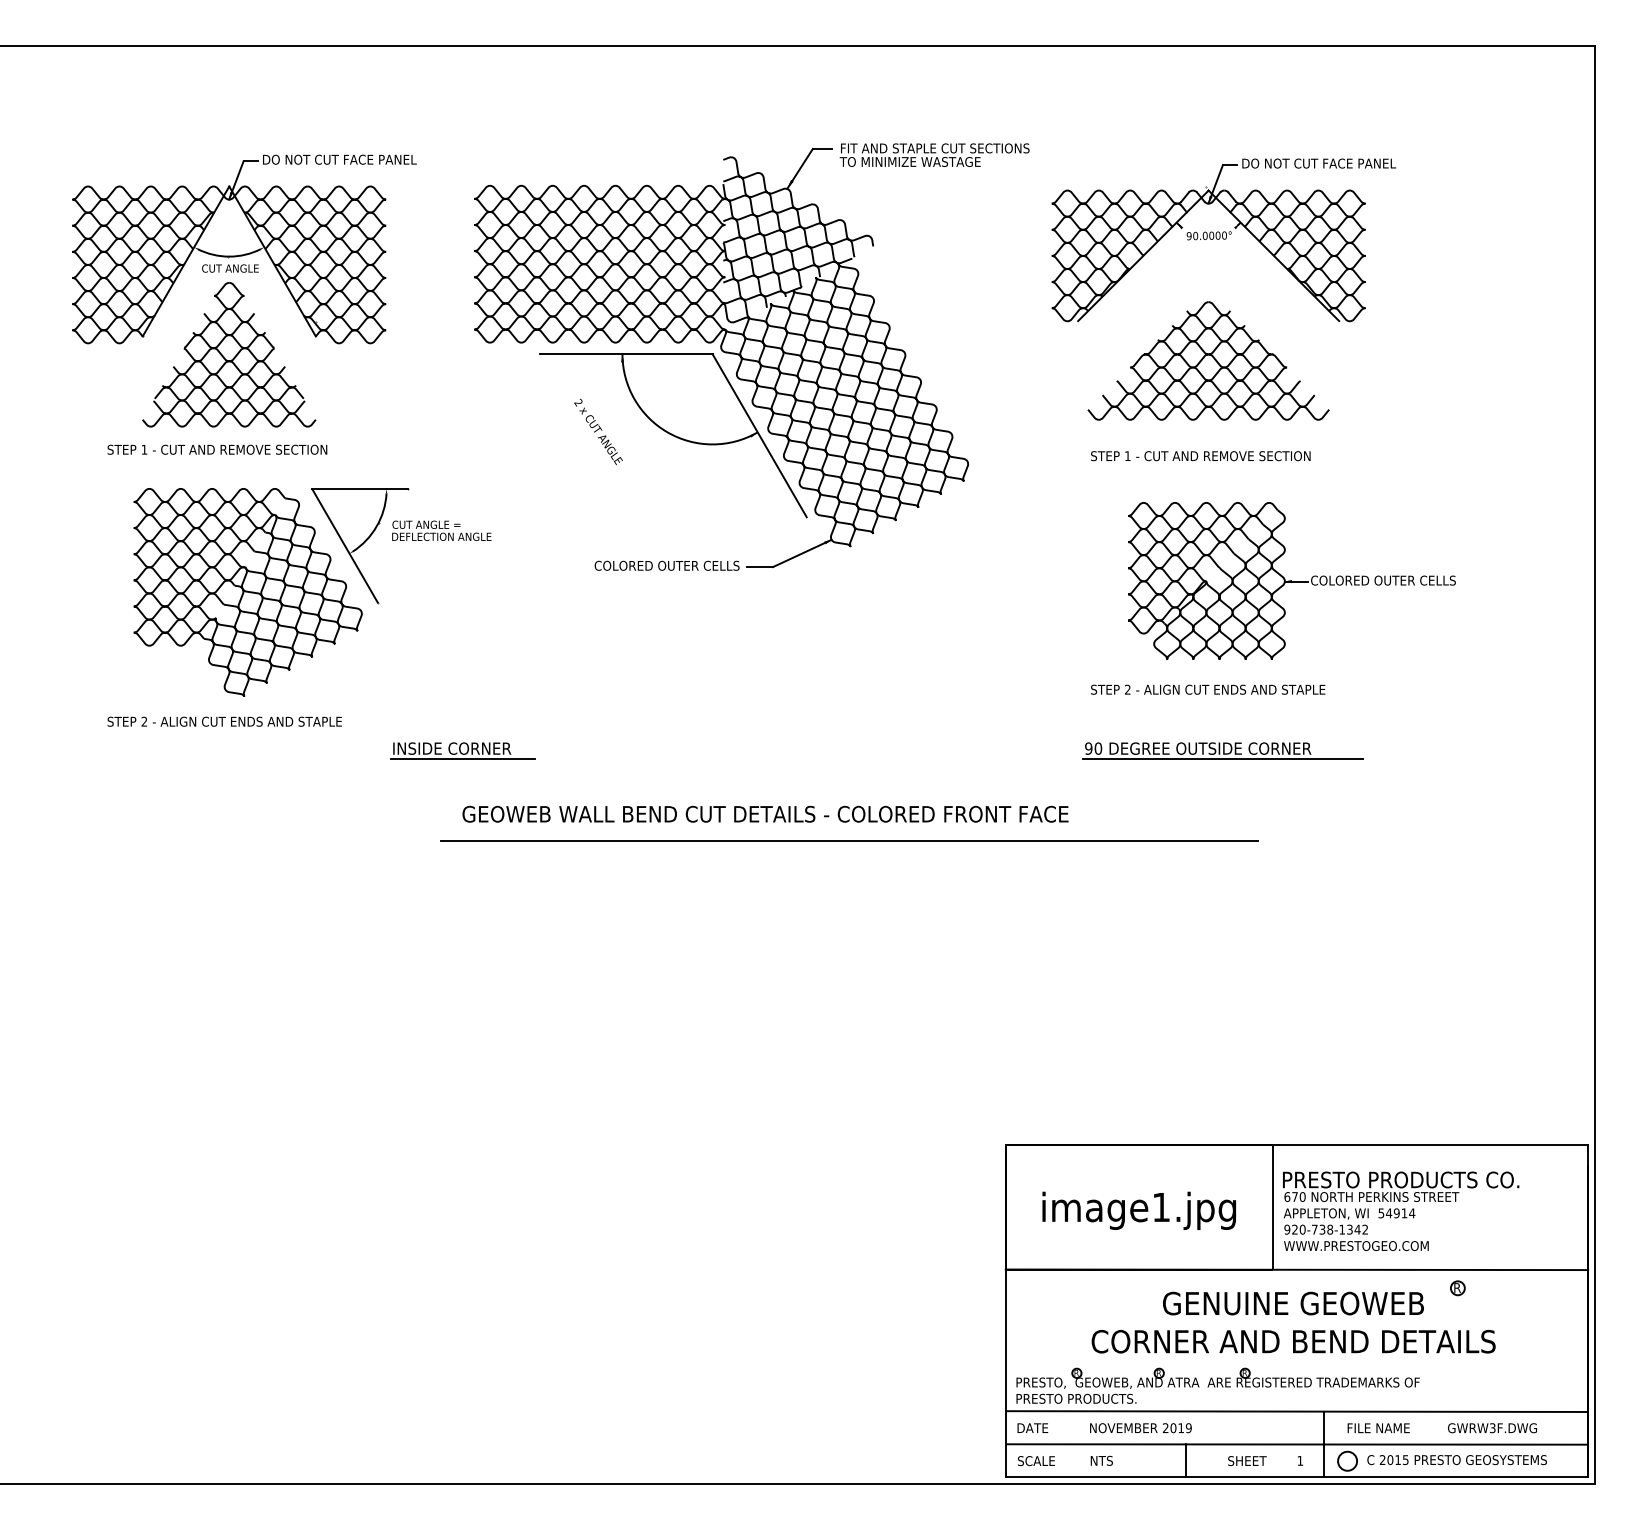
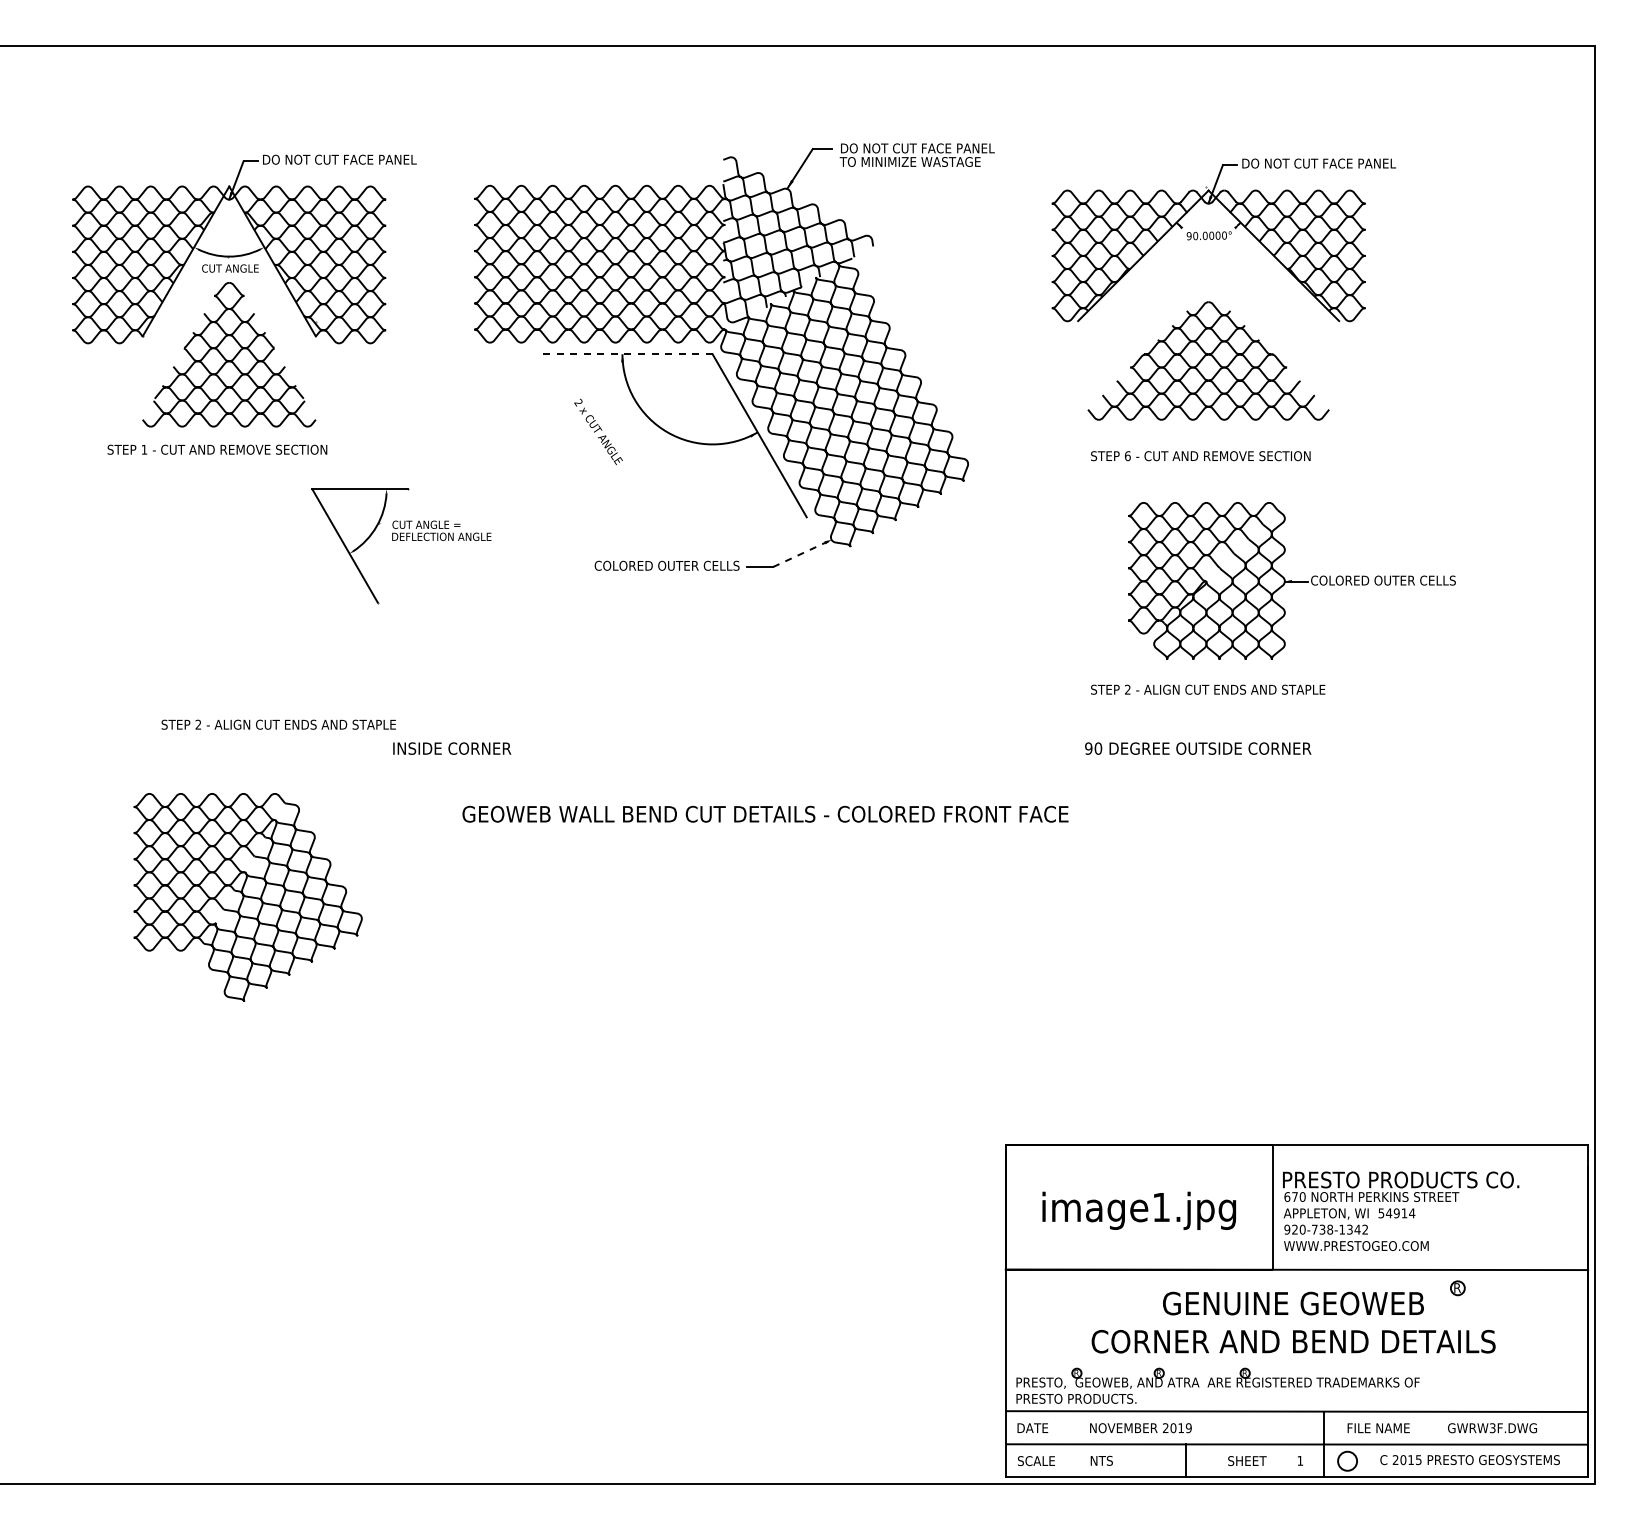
text: FIT AND STAPLE CUT SECTIONS -> DO NOT CUT FACE PANEL (935, 148)
line: solid -> dashed (625, 354)
text: 1 -> 6 (1127, 456)
line: solid -> dashed (802, 553)
part position: (247, 592) -> (247, 897) (247, 897)
text position: (224, 721) -> (278, 724) (278, 724)
line: present -> none (462, 758)
line: present -> none (1223, 758)
line: present -> none (849, 840)
text position: (1456, 1460) -> (1469, 1460) (1469, 1460)
